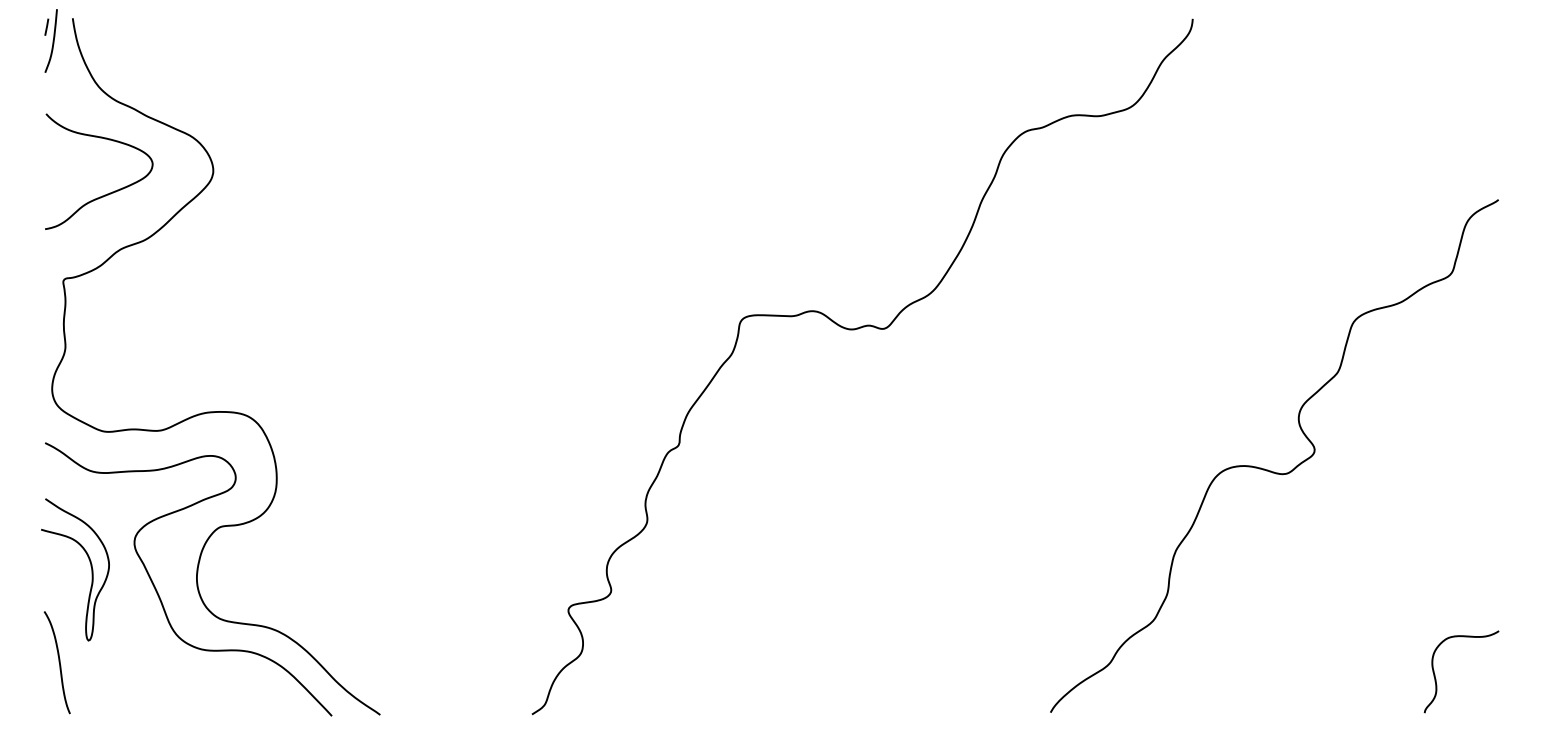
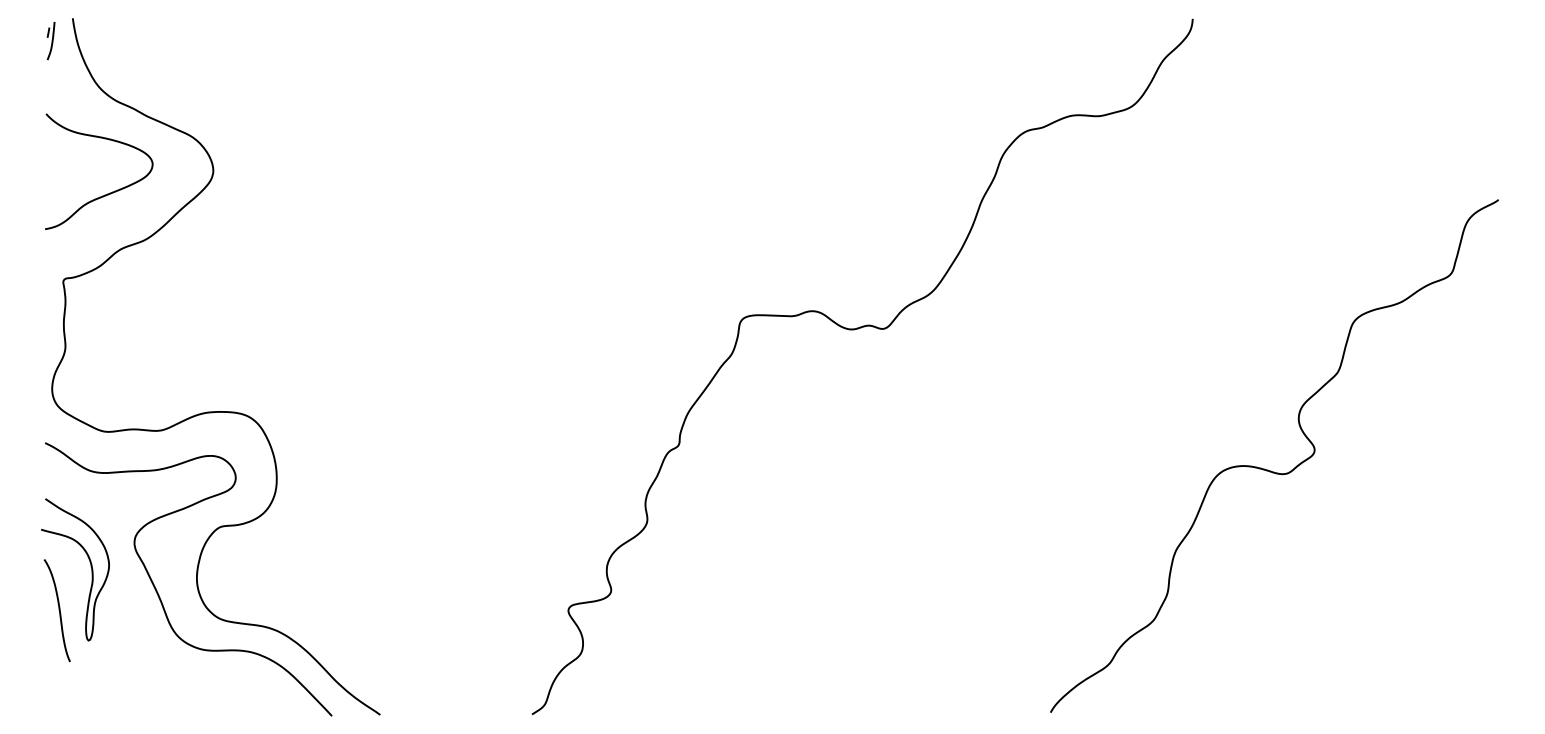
part size: 14x64 px -> 10x39 px (50, 41)
curve position: (58, 662) -> (58, 610) (58, 610)
curve: present -> none (1436, 678)
